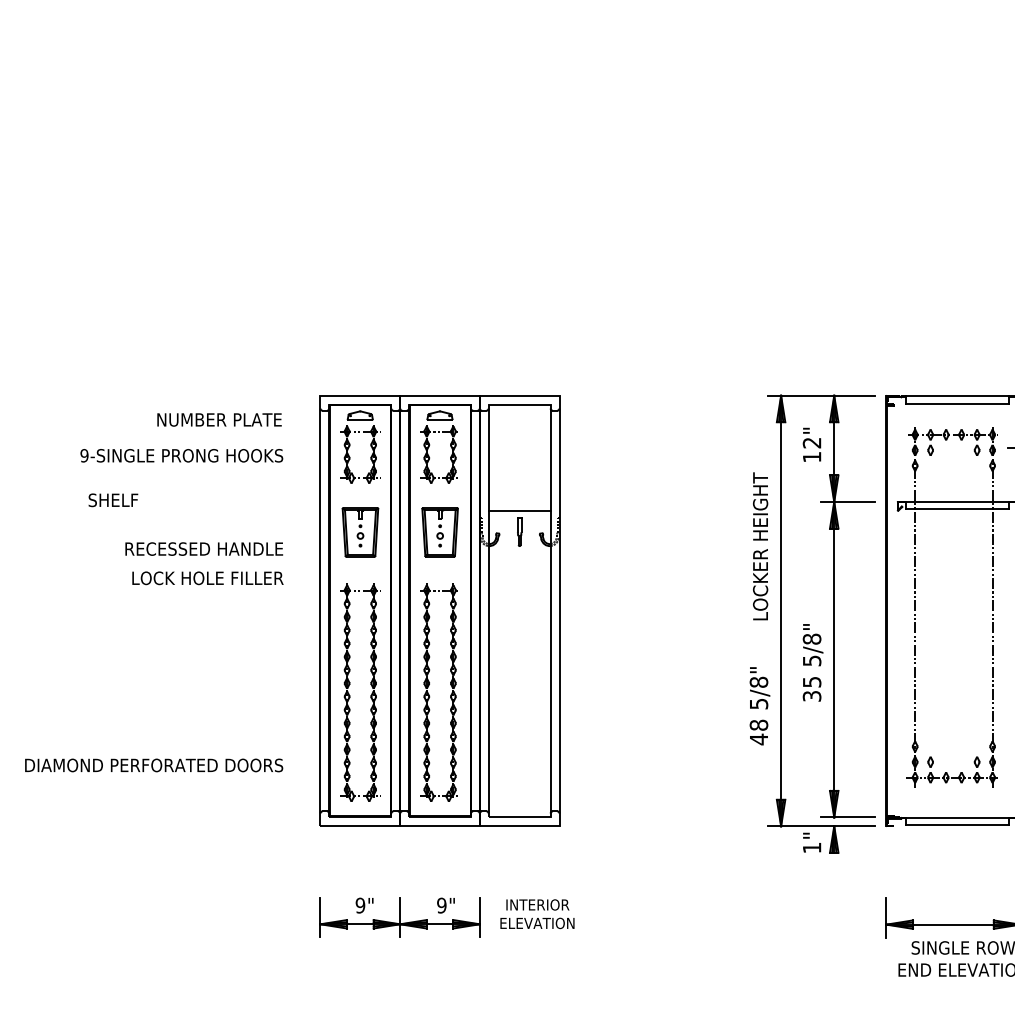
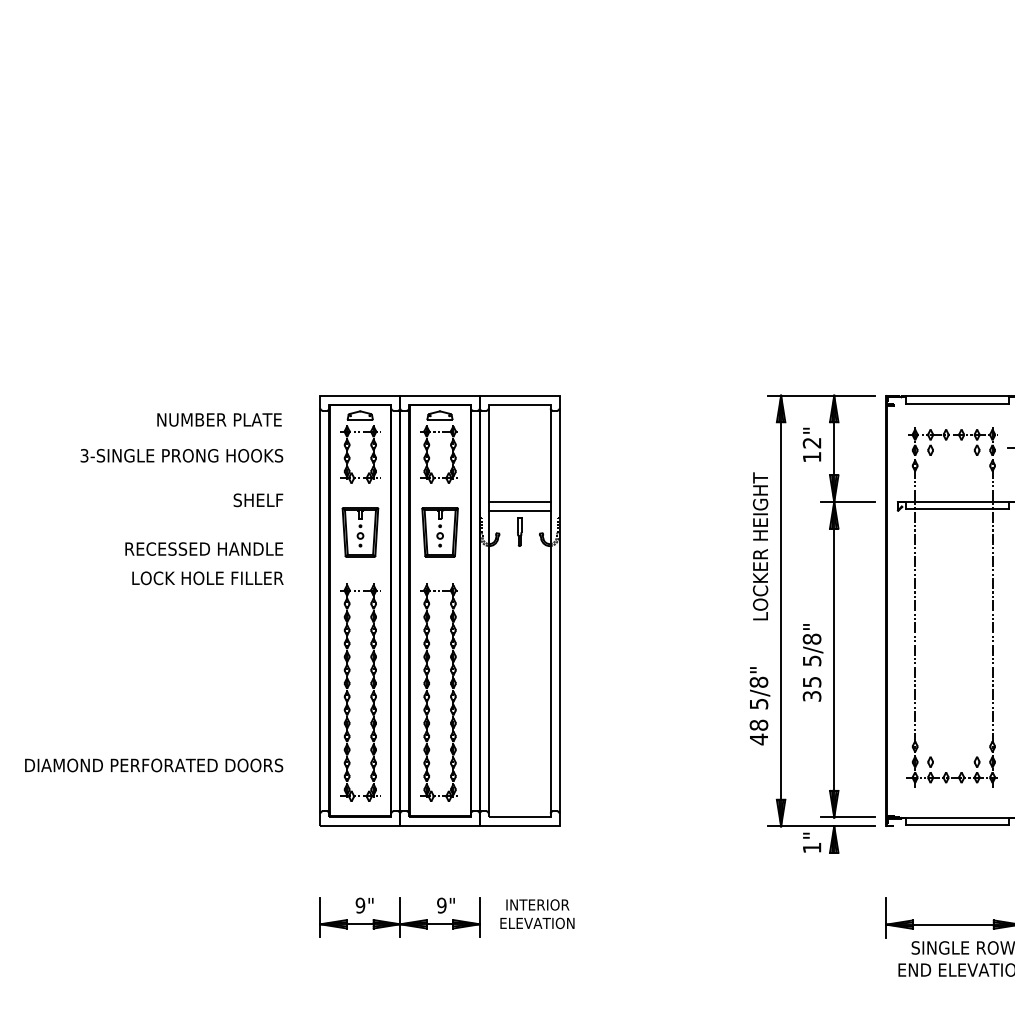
text: 9-SINGLE -> 3-SINGLE (84, 455)
text position: (113, 500) -> (258, 500) (258, 500)
line: none -> present (519, 502)
